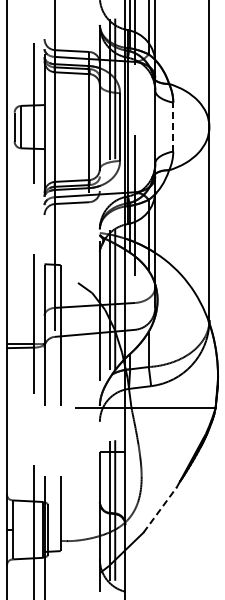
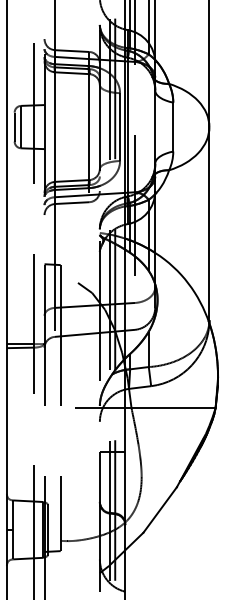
line: dashed -> solid (173, 126)
line: dashed -> solid (160, 509)
